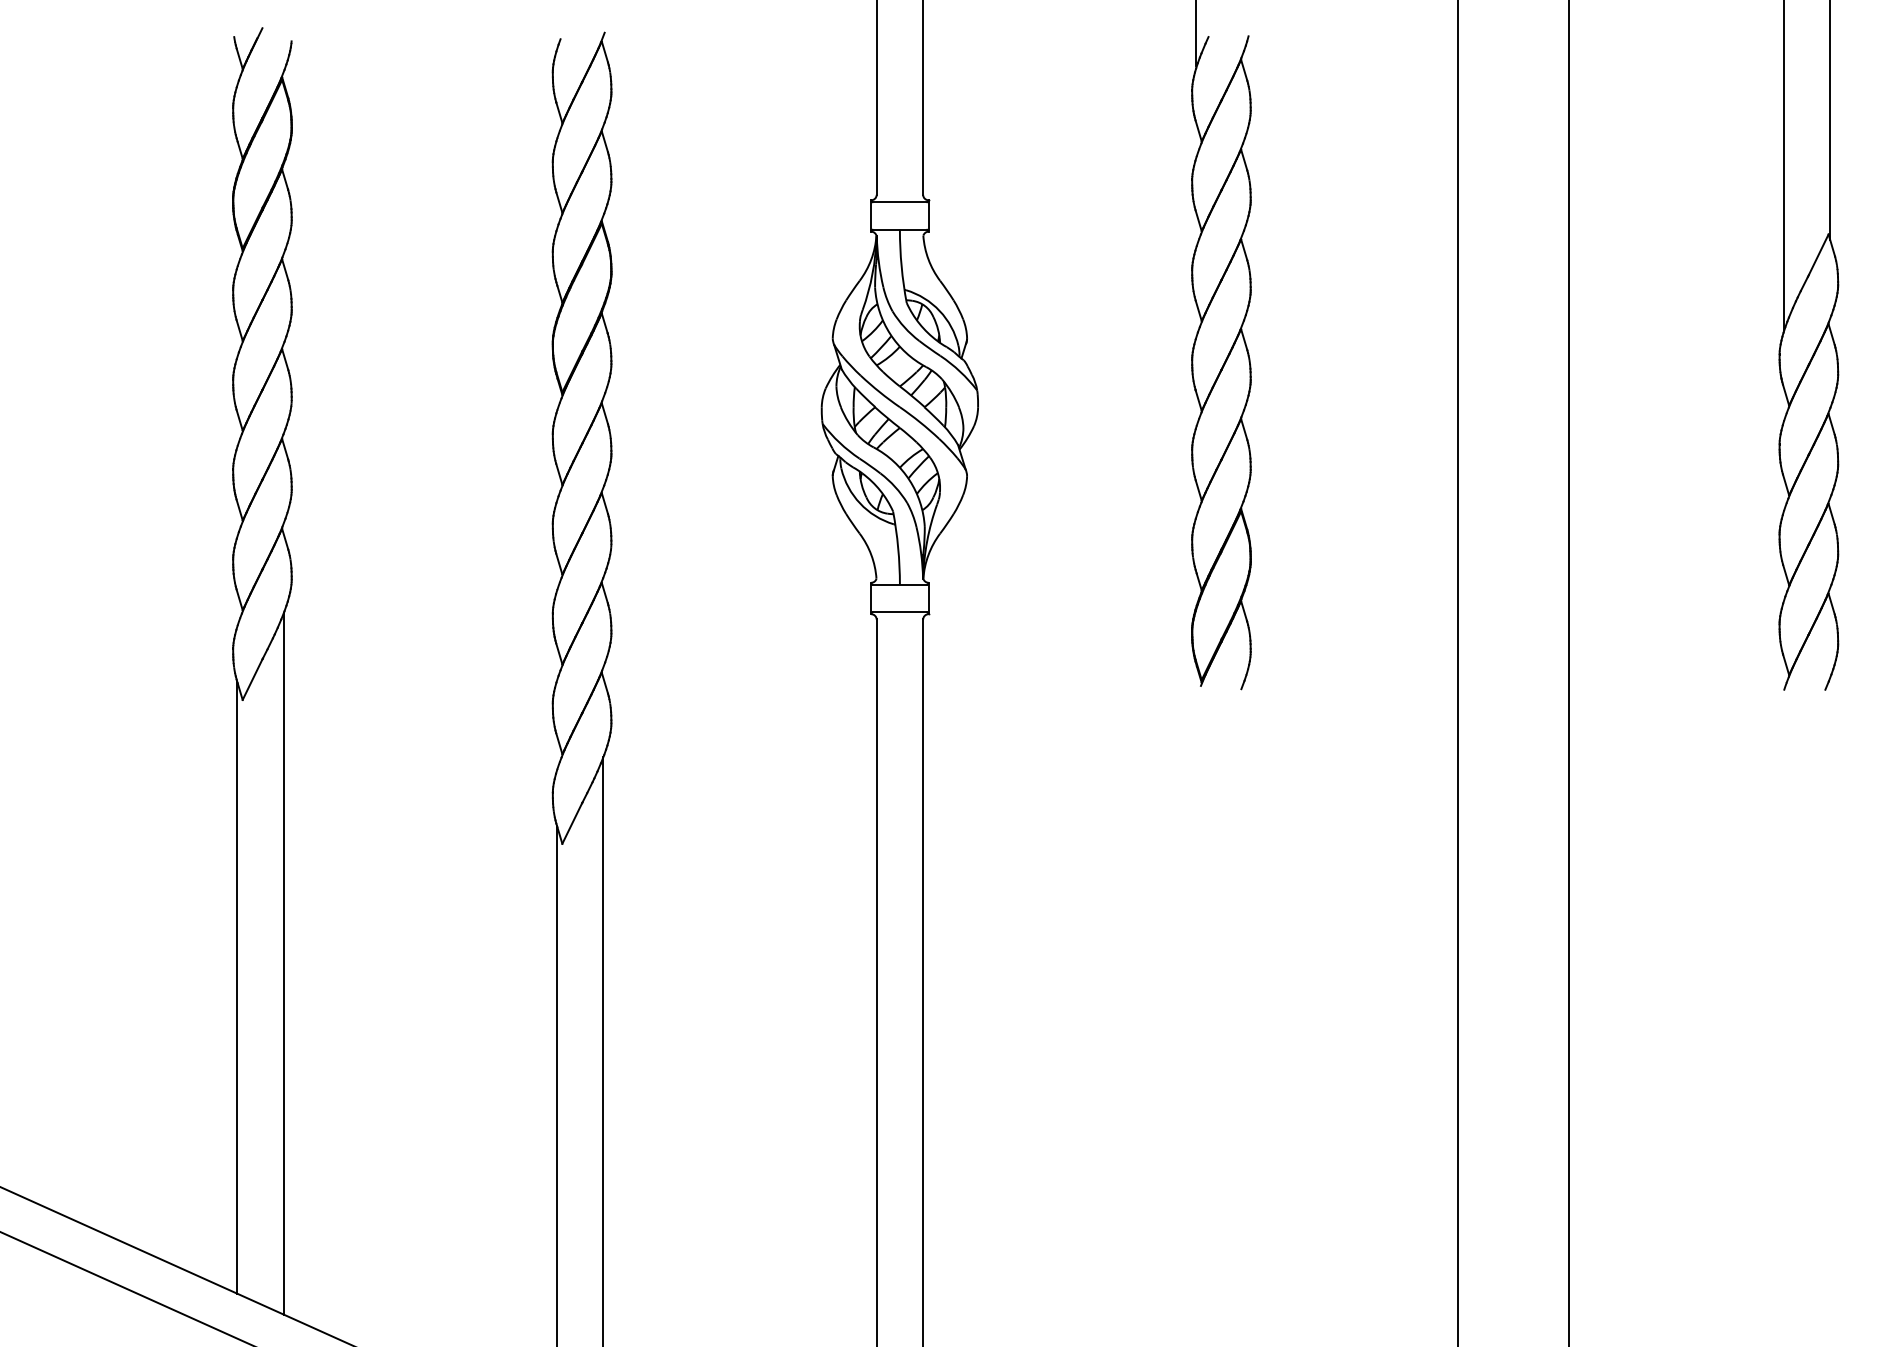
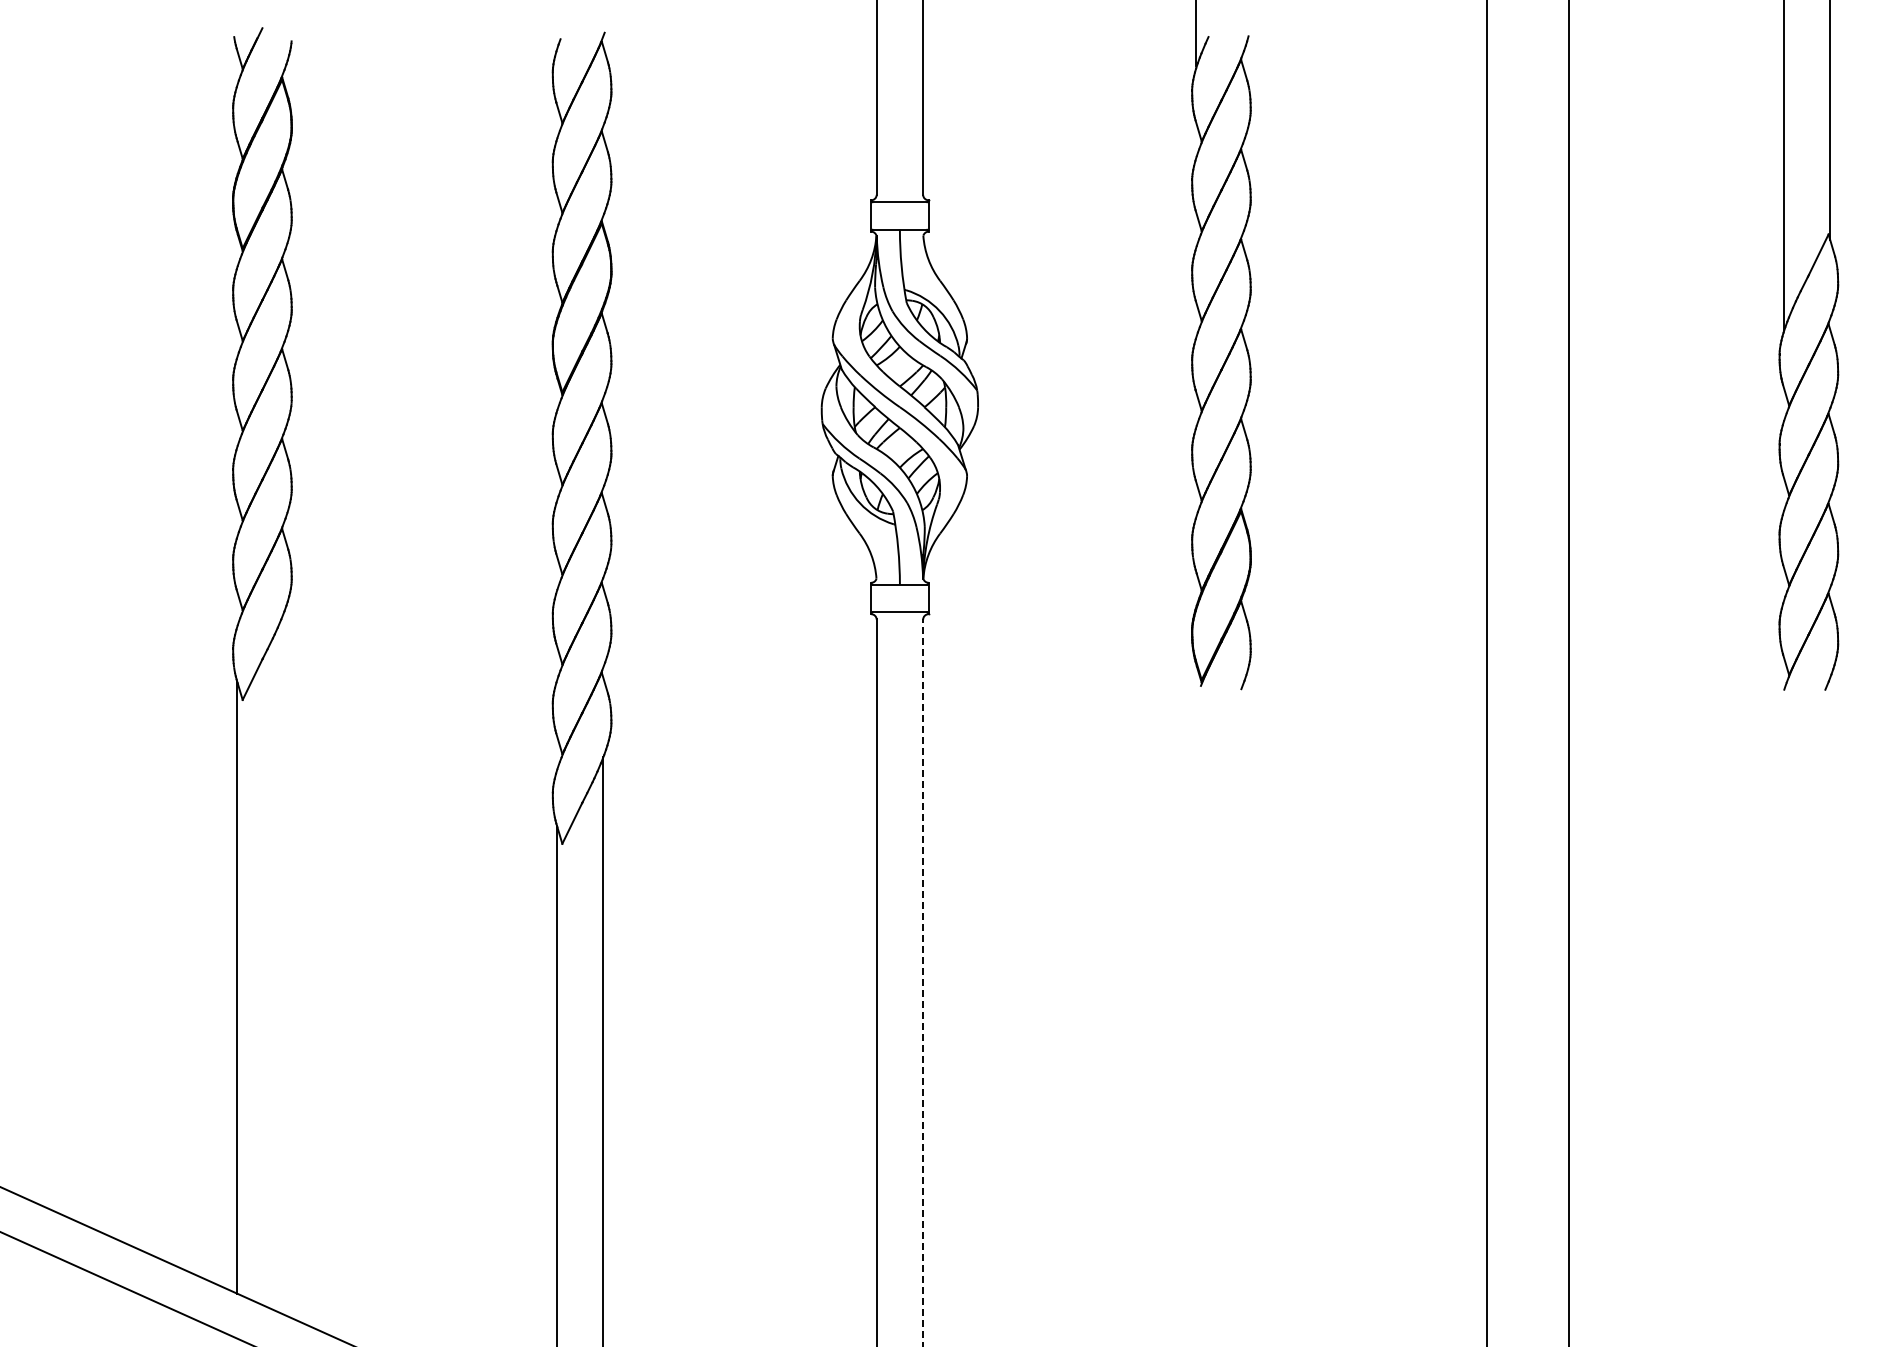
line position: (1457, 672) -> (1486, 672) (1486, 672)
line: present -> none (283, 963)
line: solid -> dashed (923, 982)
